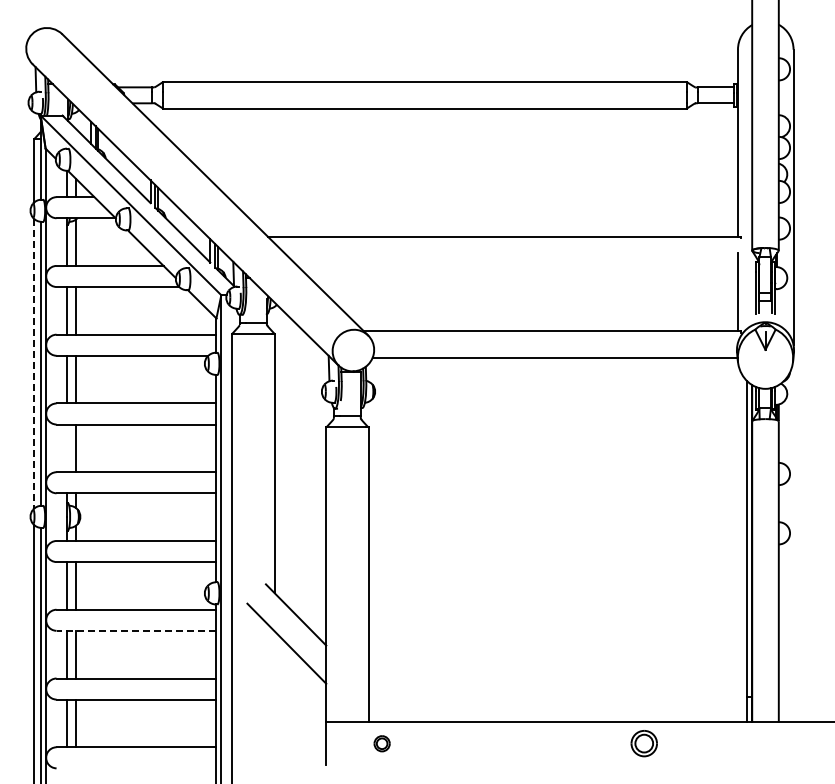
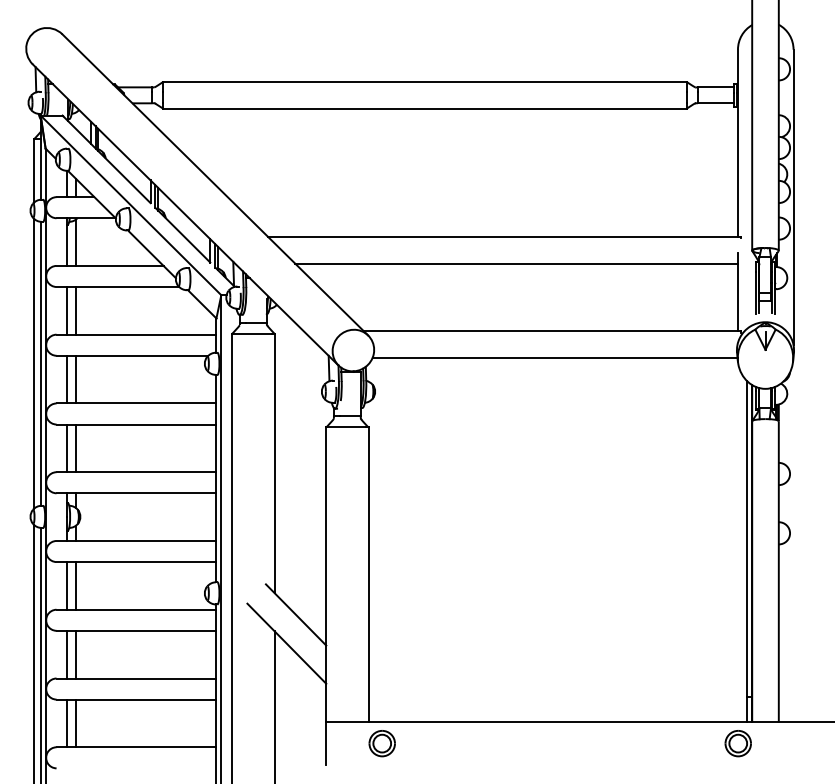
line: none -> present (516, 263)
line: dashed -> solid (33, 364)
line: none -> present (67, 448)
line: dashed -> solid (136, 630)
line: none -> present (274, 705)
part size: 18x18 px -> 28x28 px (381, 743)
part position: (643, 743) -> (737, 743) (737, 743)
